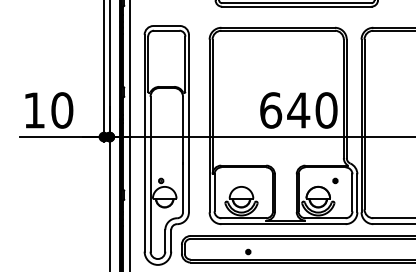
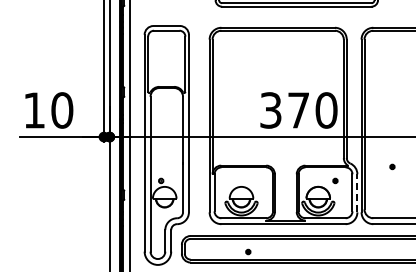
text: 640 -> 370 (285, 110)
part: none -> present (392, 166)
line: solid -> dashed (357, 192)
